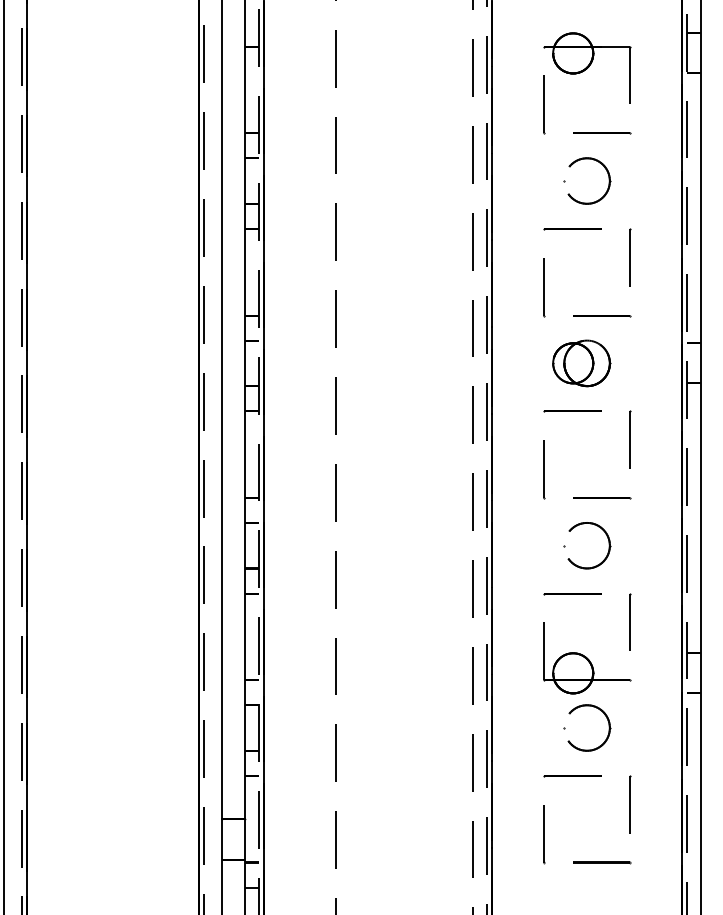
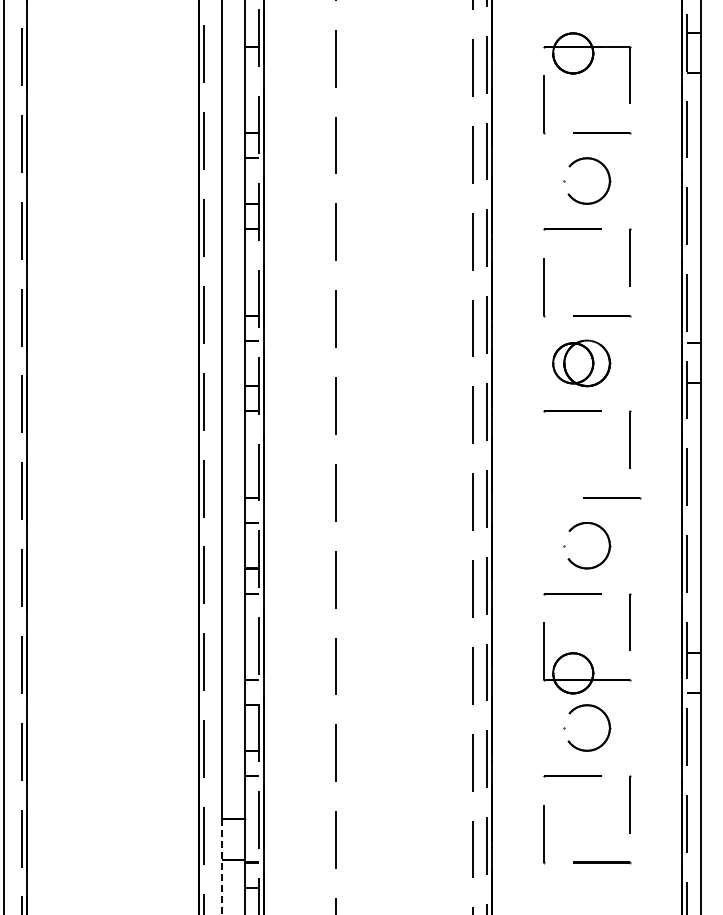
line: present -> none (544, 469)
line position: (602, 498) -> (612, 498) (612, 498)
line: solid -> dashed (222, 867)
